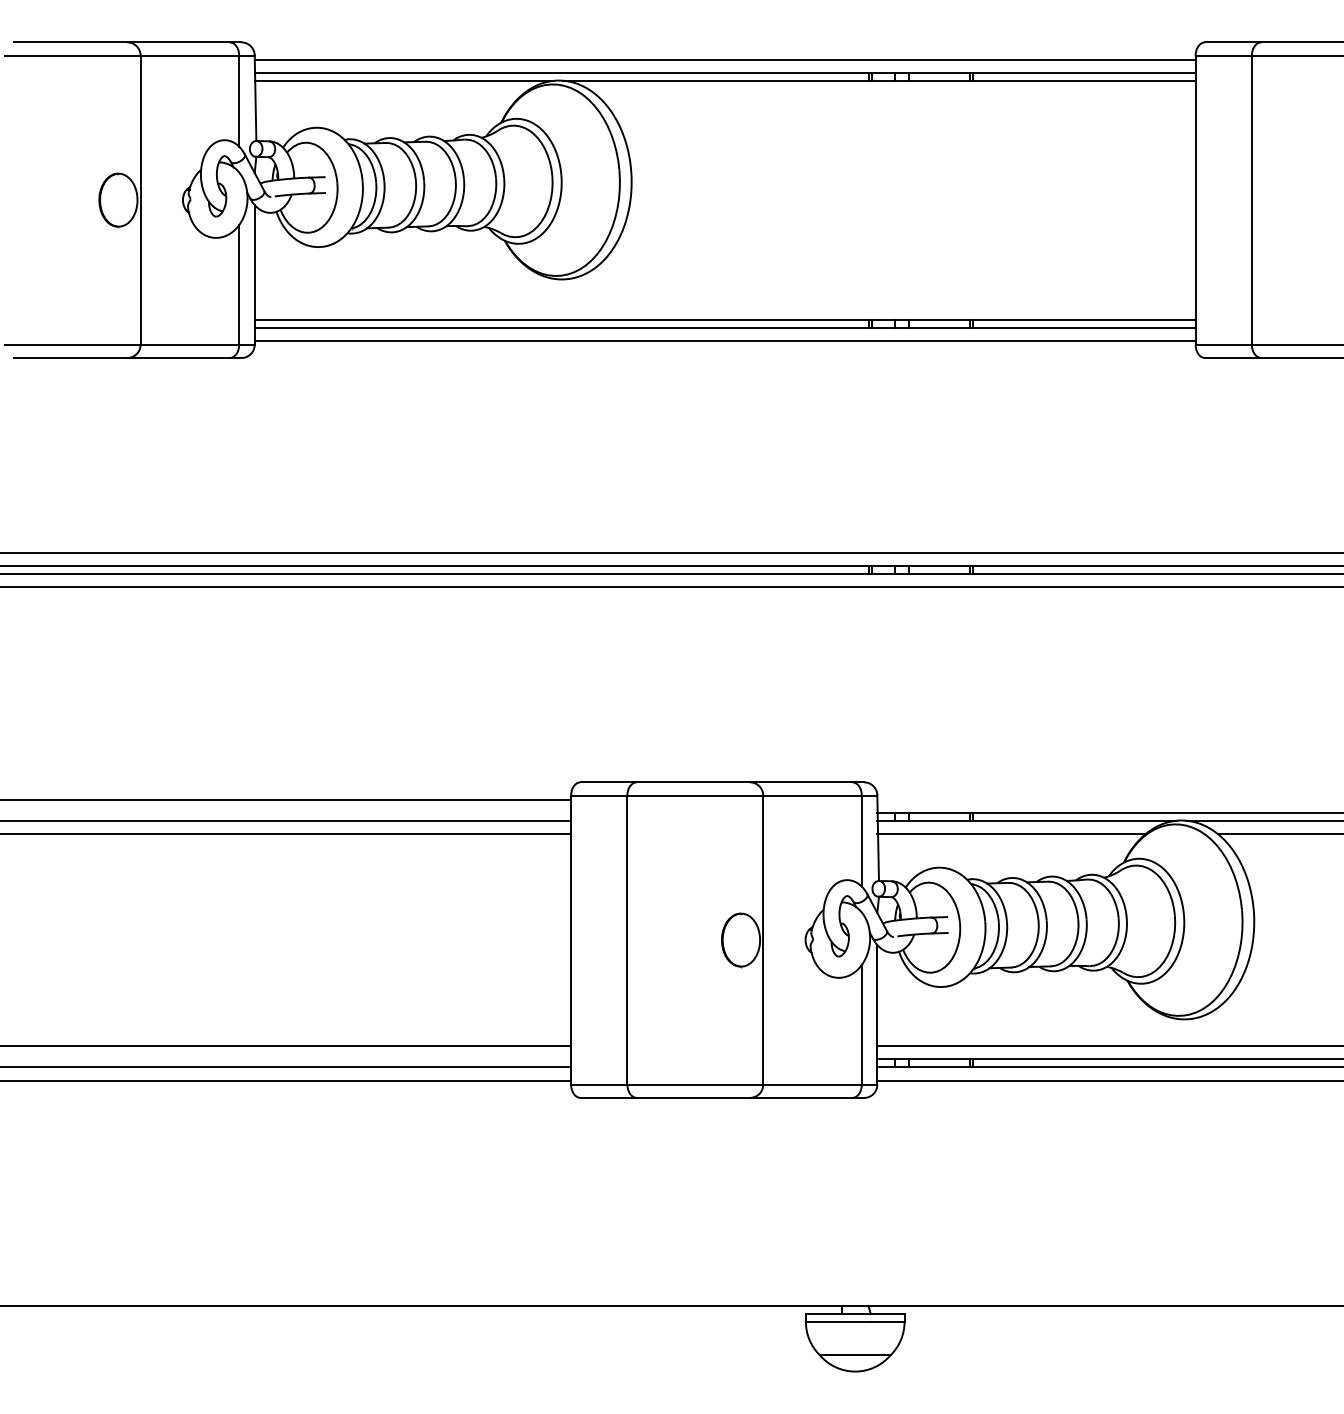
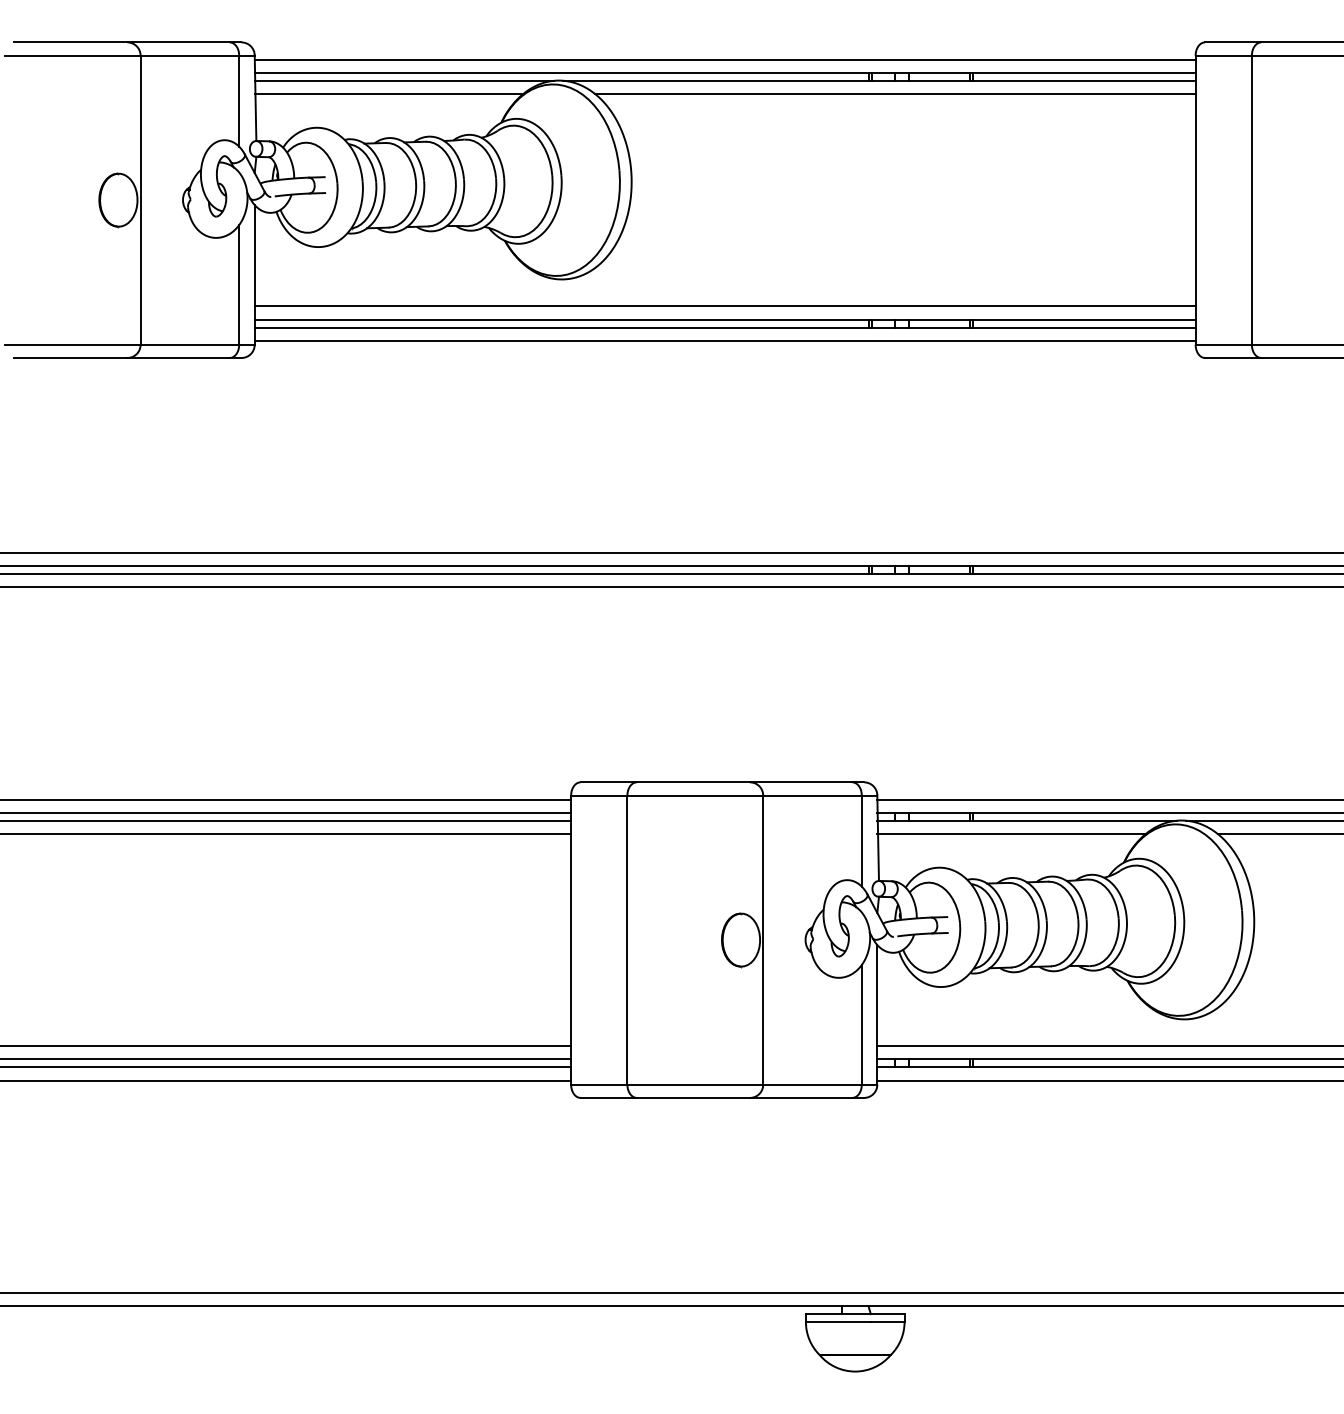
line: none -> present (388, 94)
line: none -> present (895, 94)
line: none -> present (724, 306)
line: none -> present (1108, 799)
line: none -> present (286, 812)
line: none -> present (286, 1059)
line: none -> present (671, 1292)
